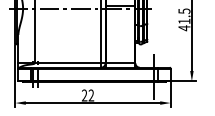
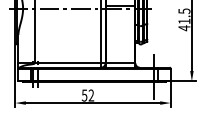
text: 22 -> 52 (84, 95)
